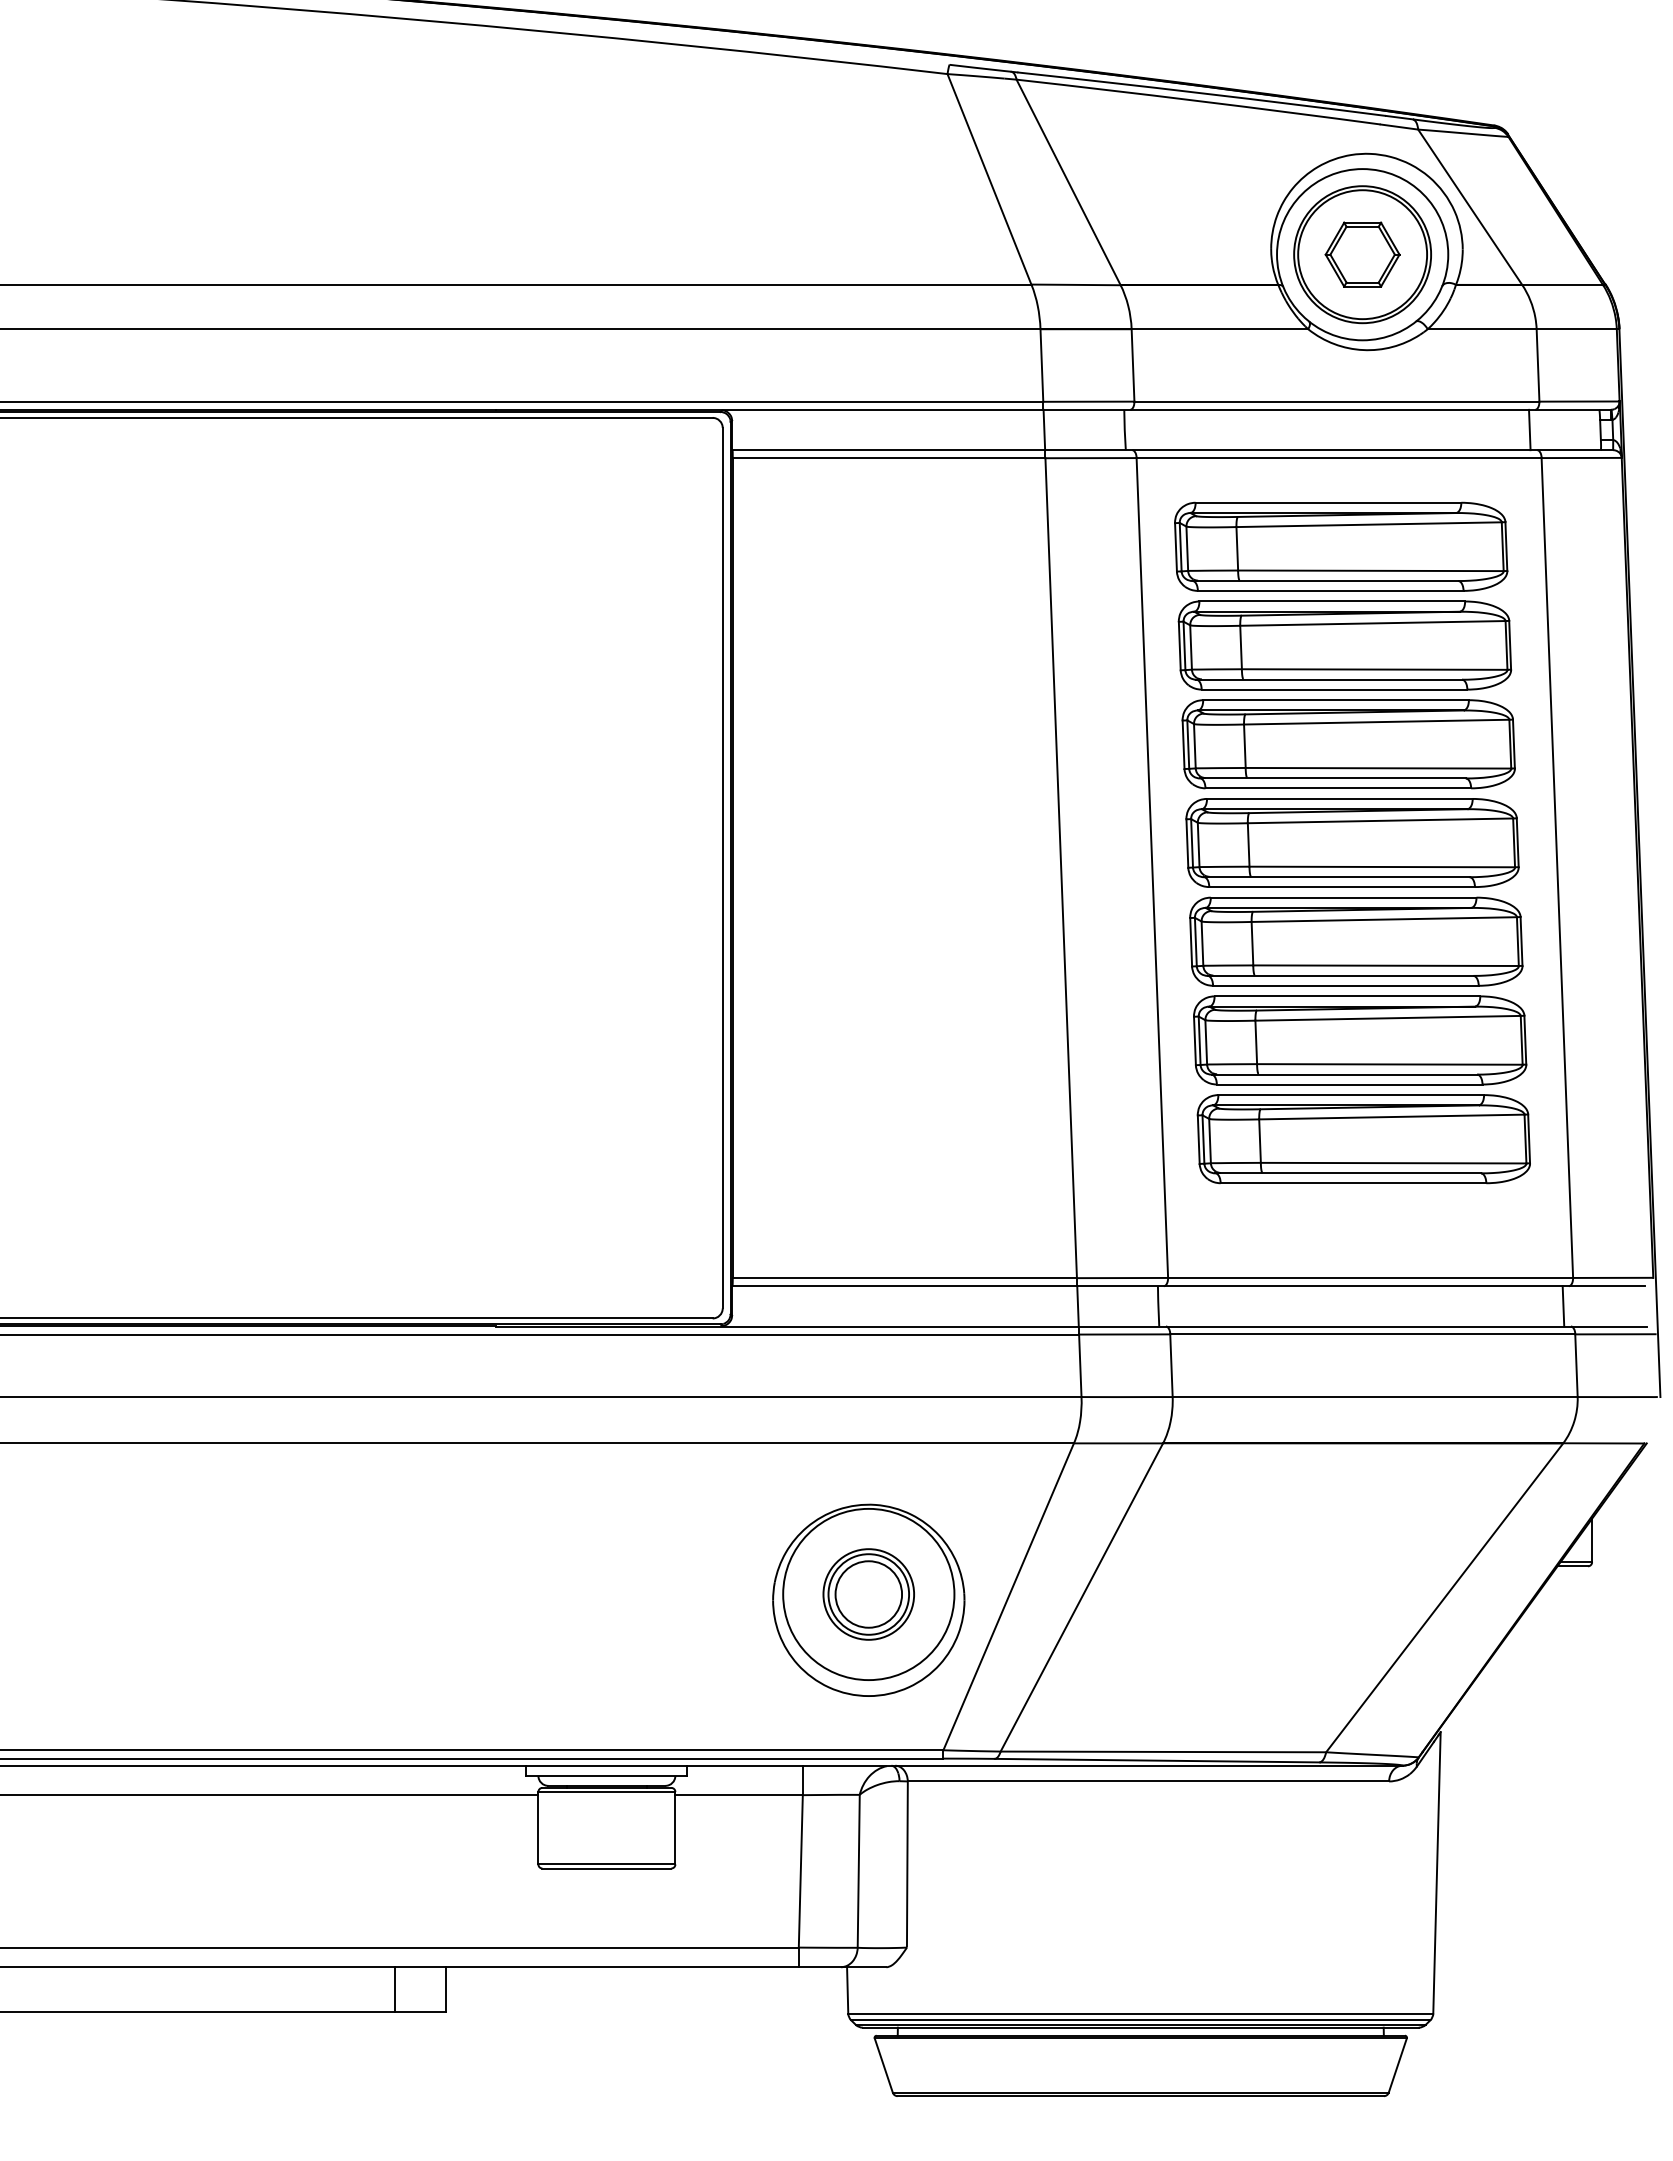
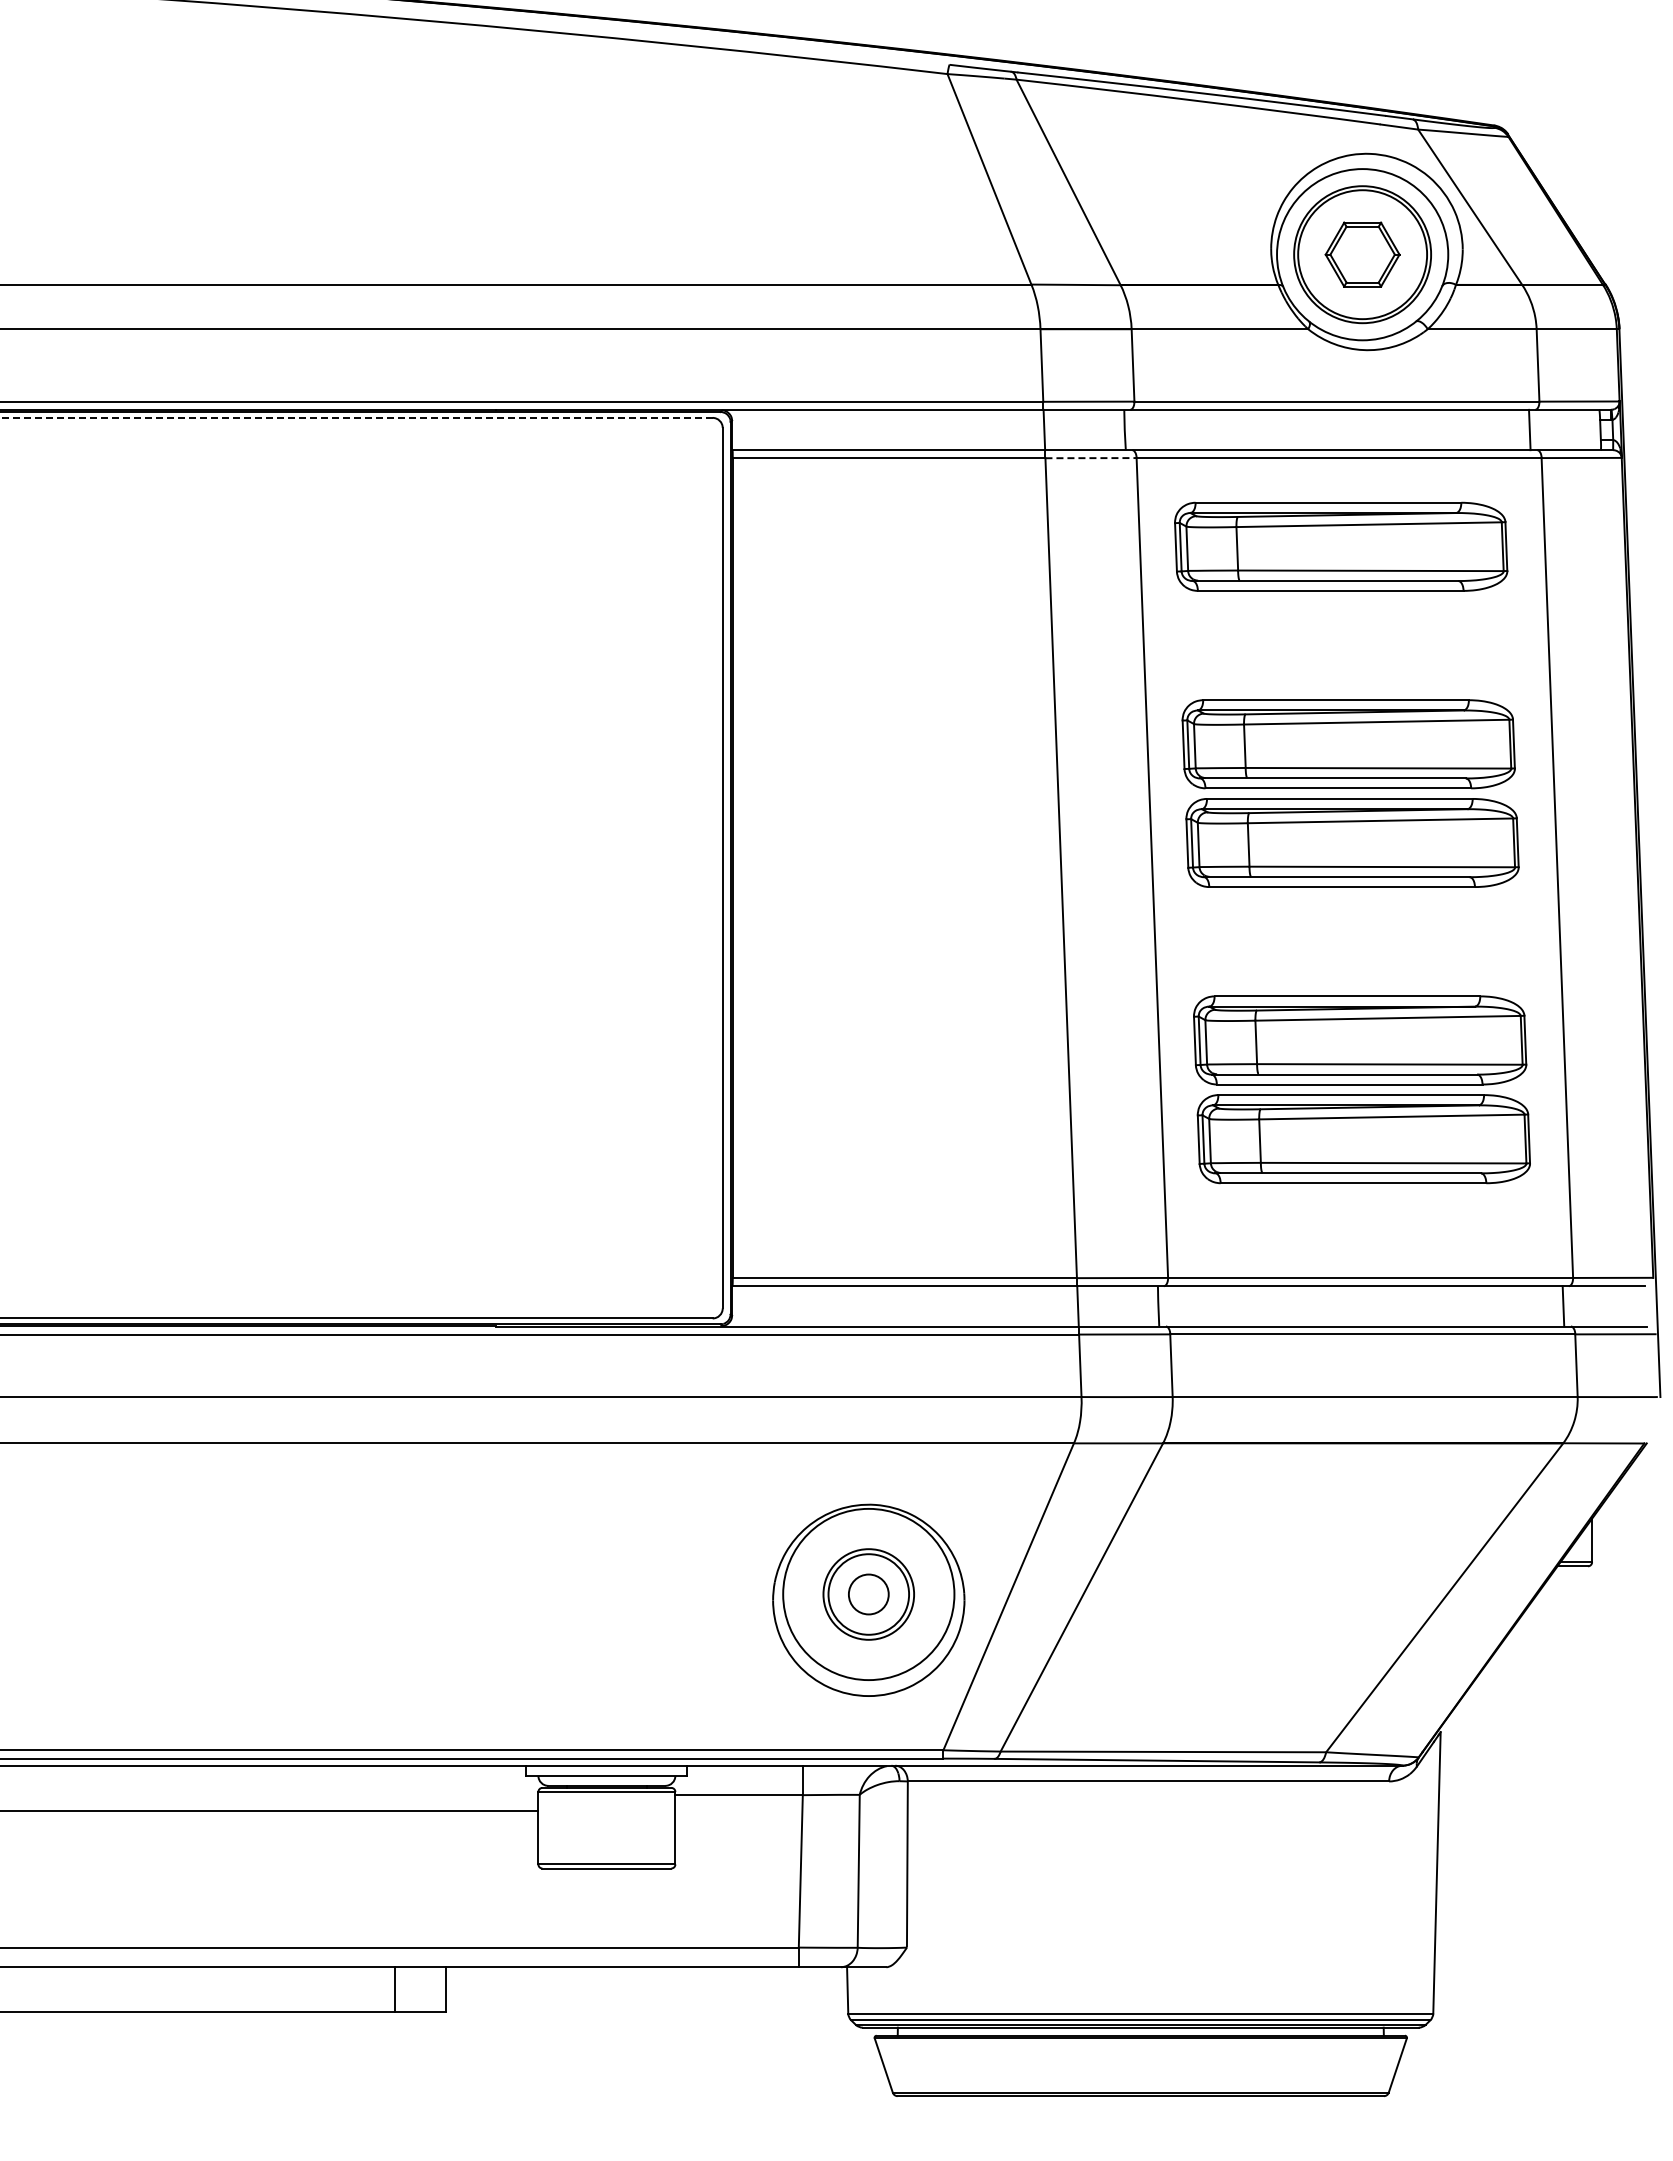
line: solid -> dashed (356, 417)
line: solid -> dashed (1091, 458)
part: present -> none (1344, 645)
part: present -> none (1356, 941)
circle diameter: 66 px -> 40 px (868, 1594)
line position: (270, 1795) -> (270, 1811) (270, 1811)
